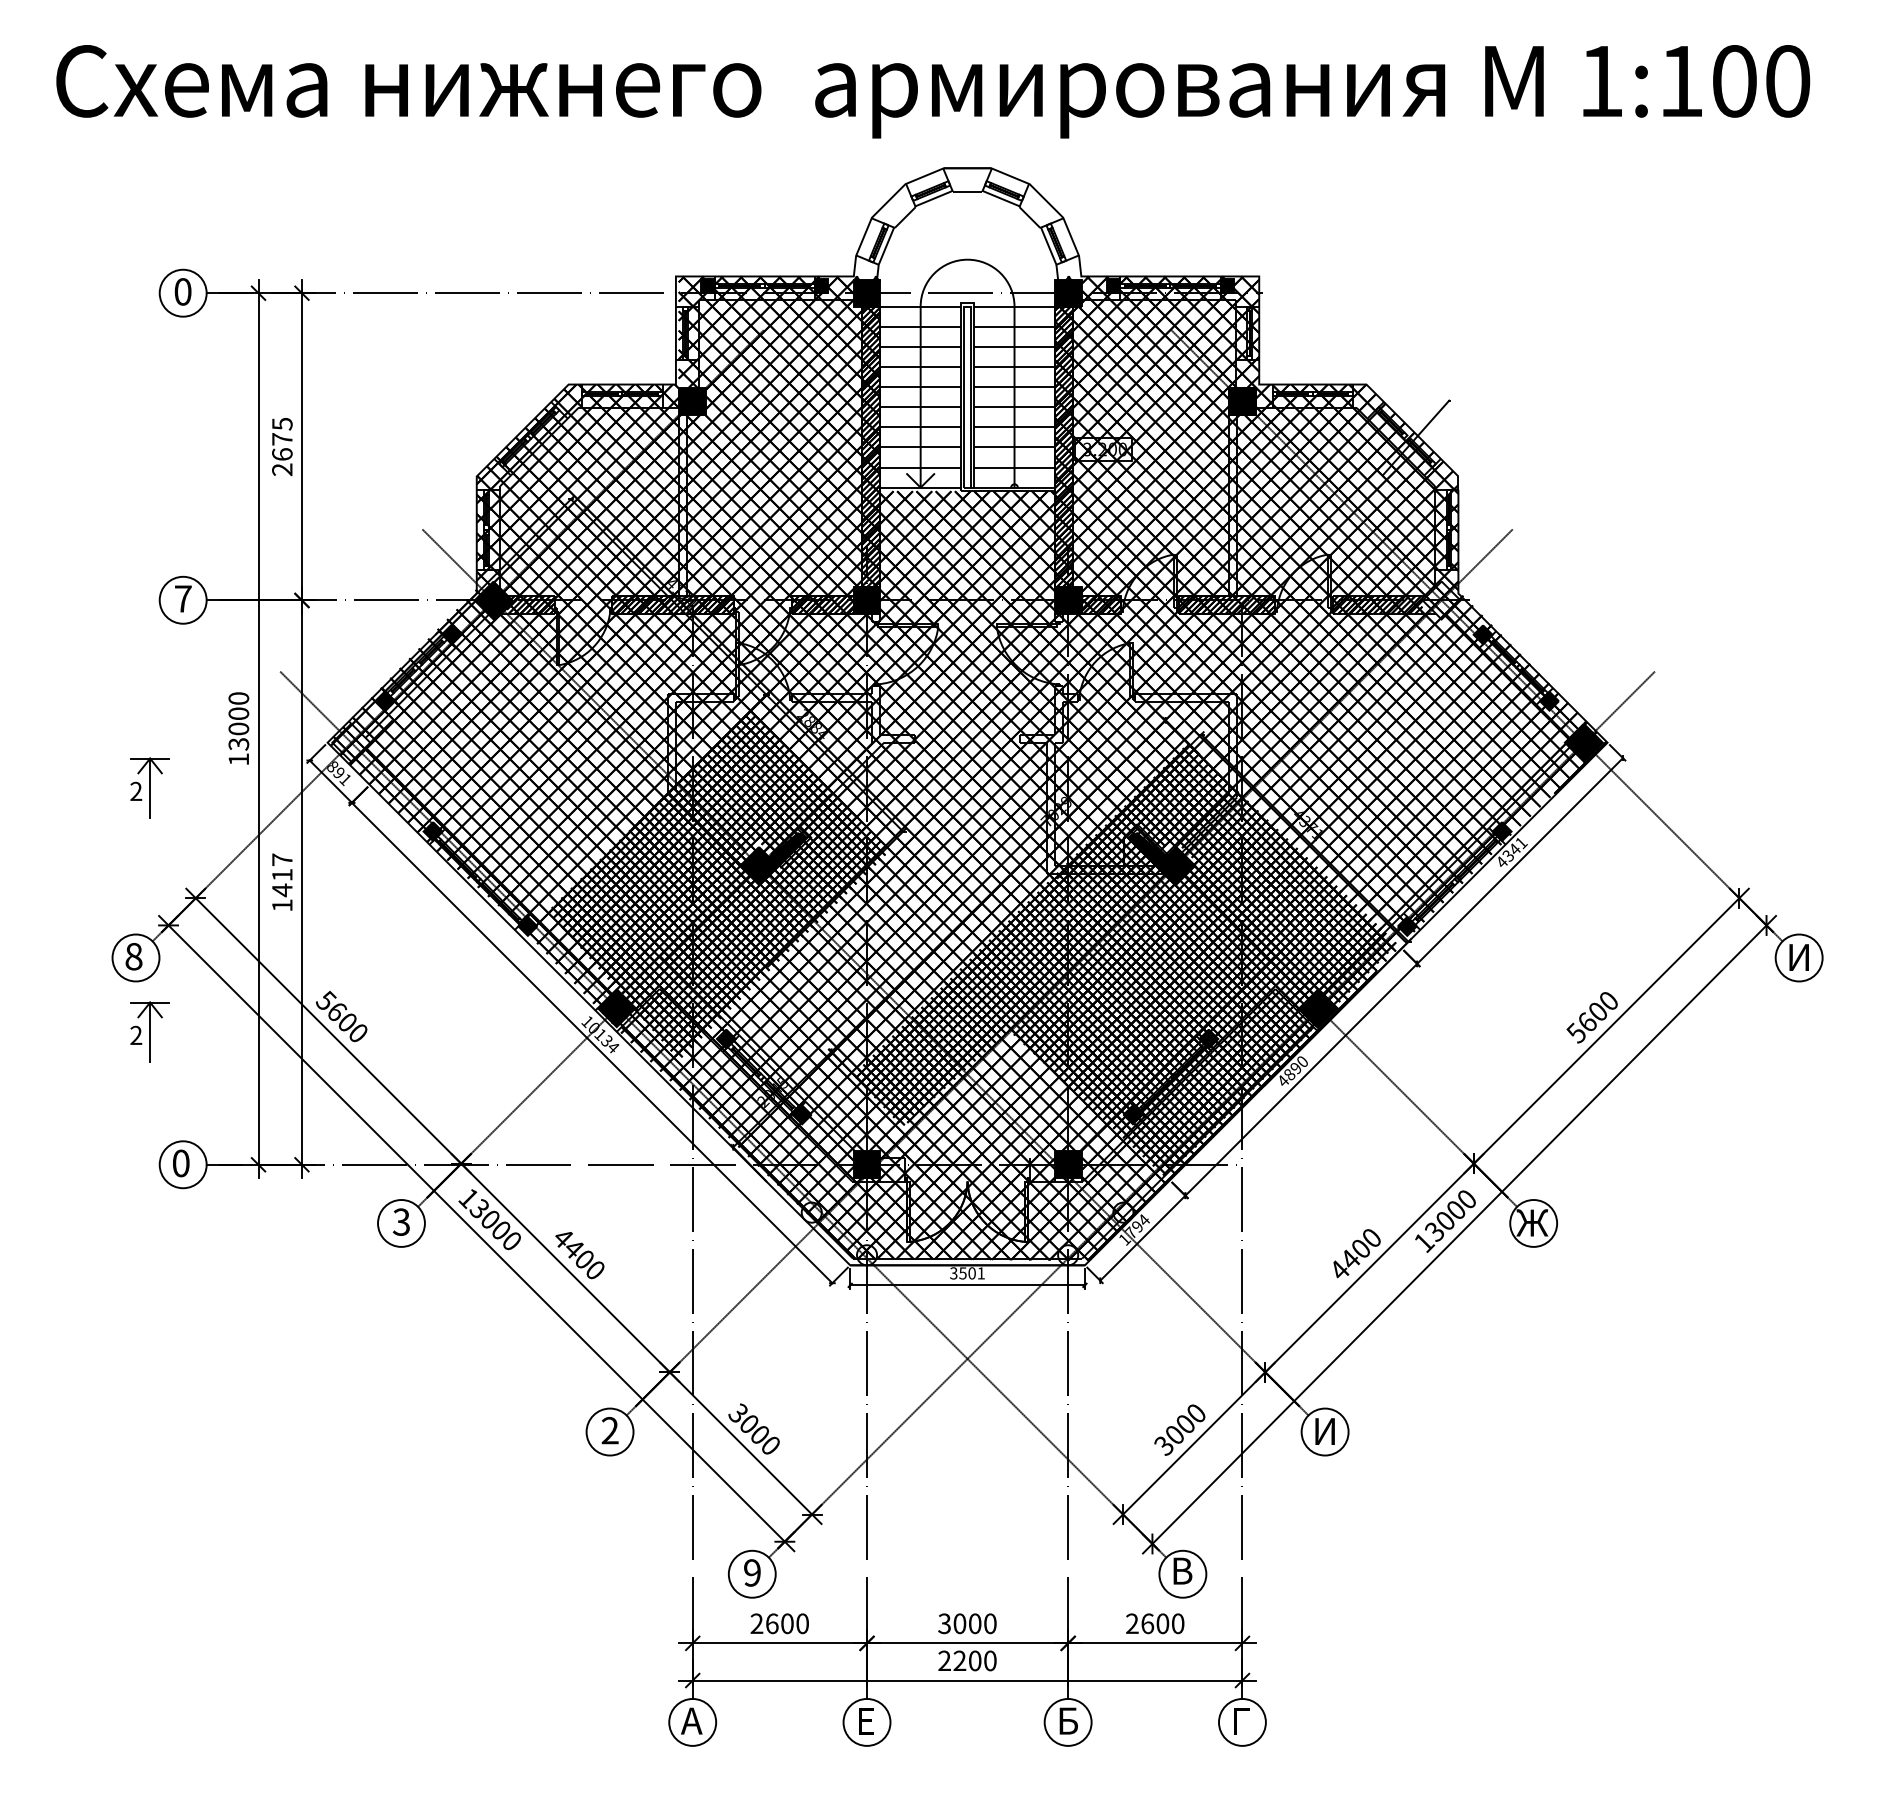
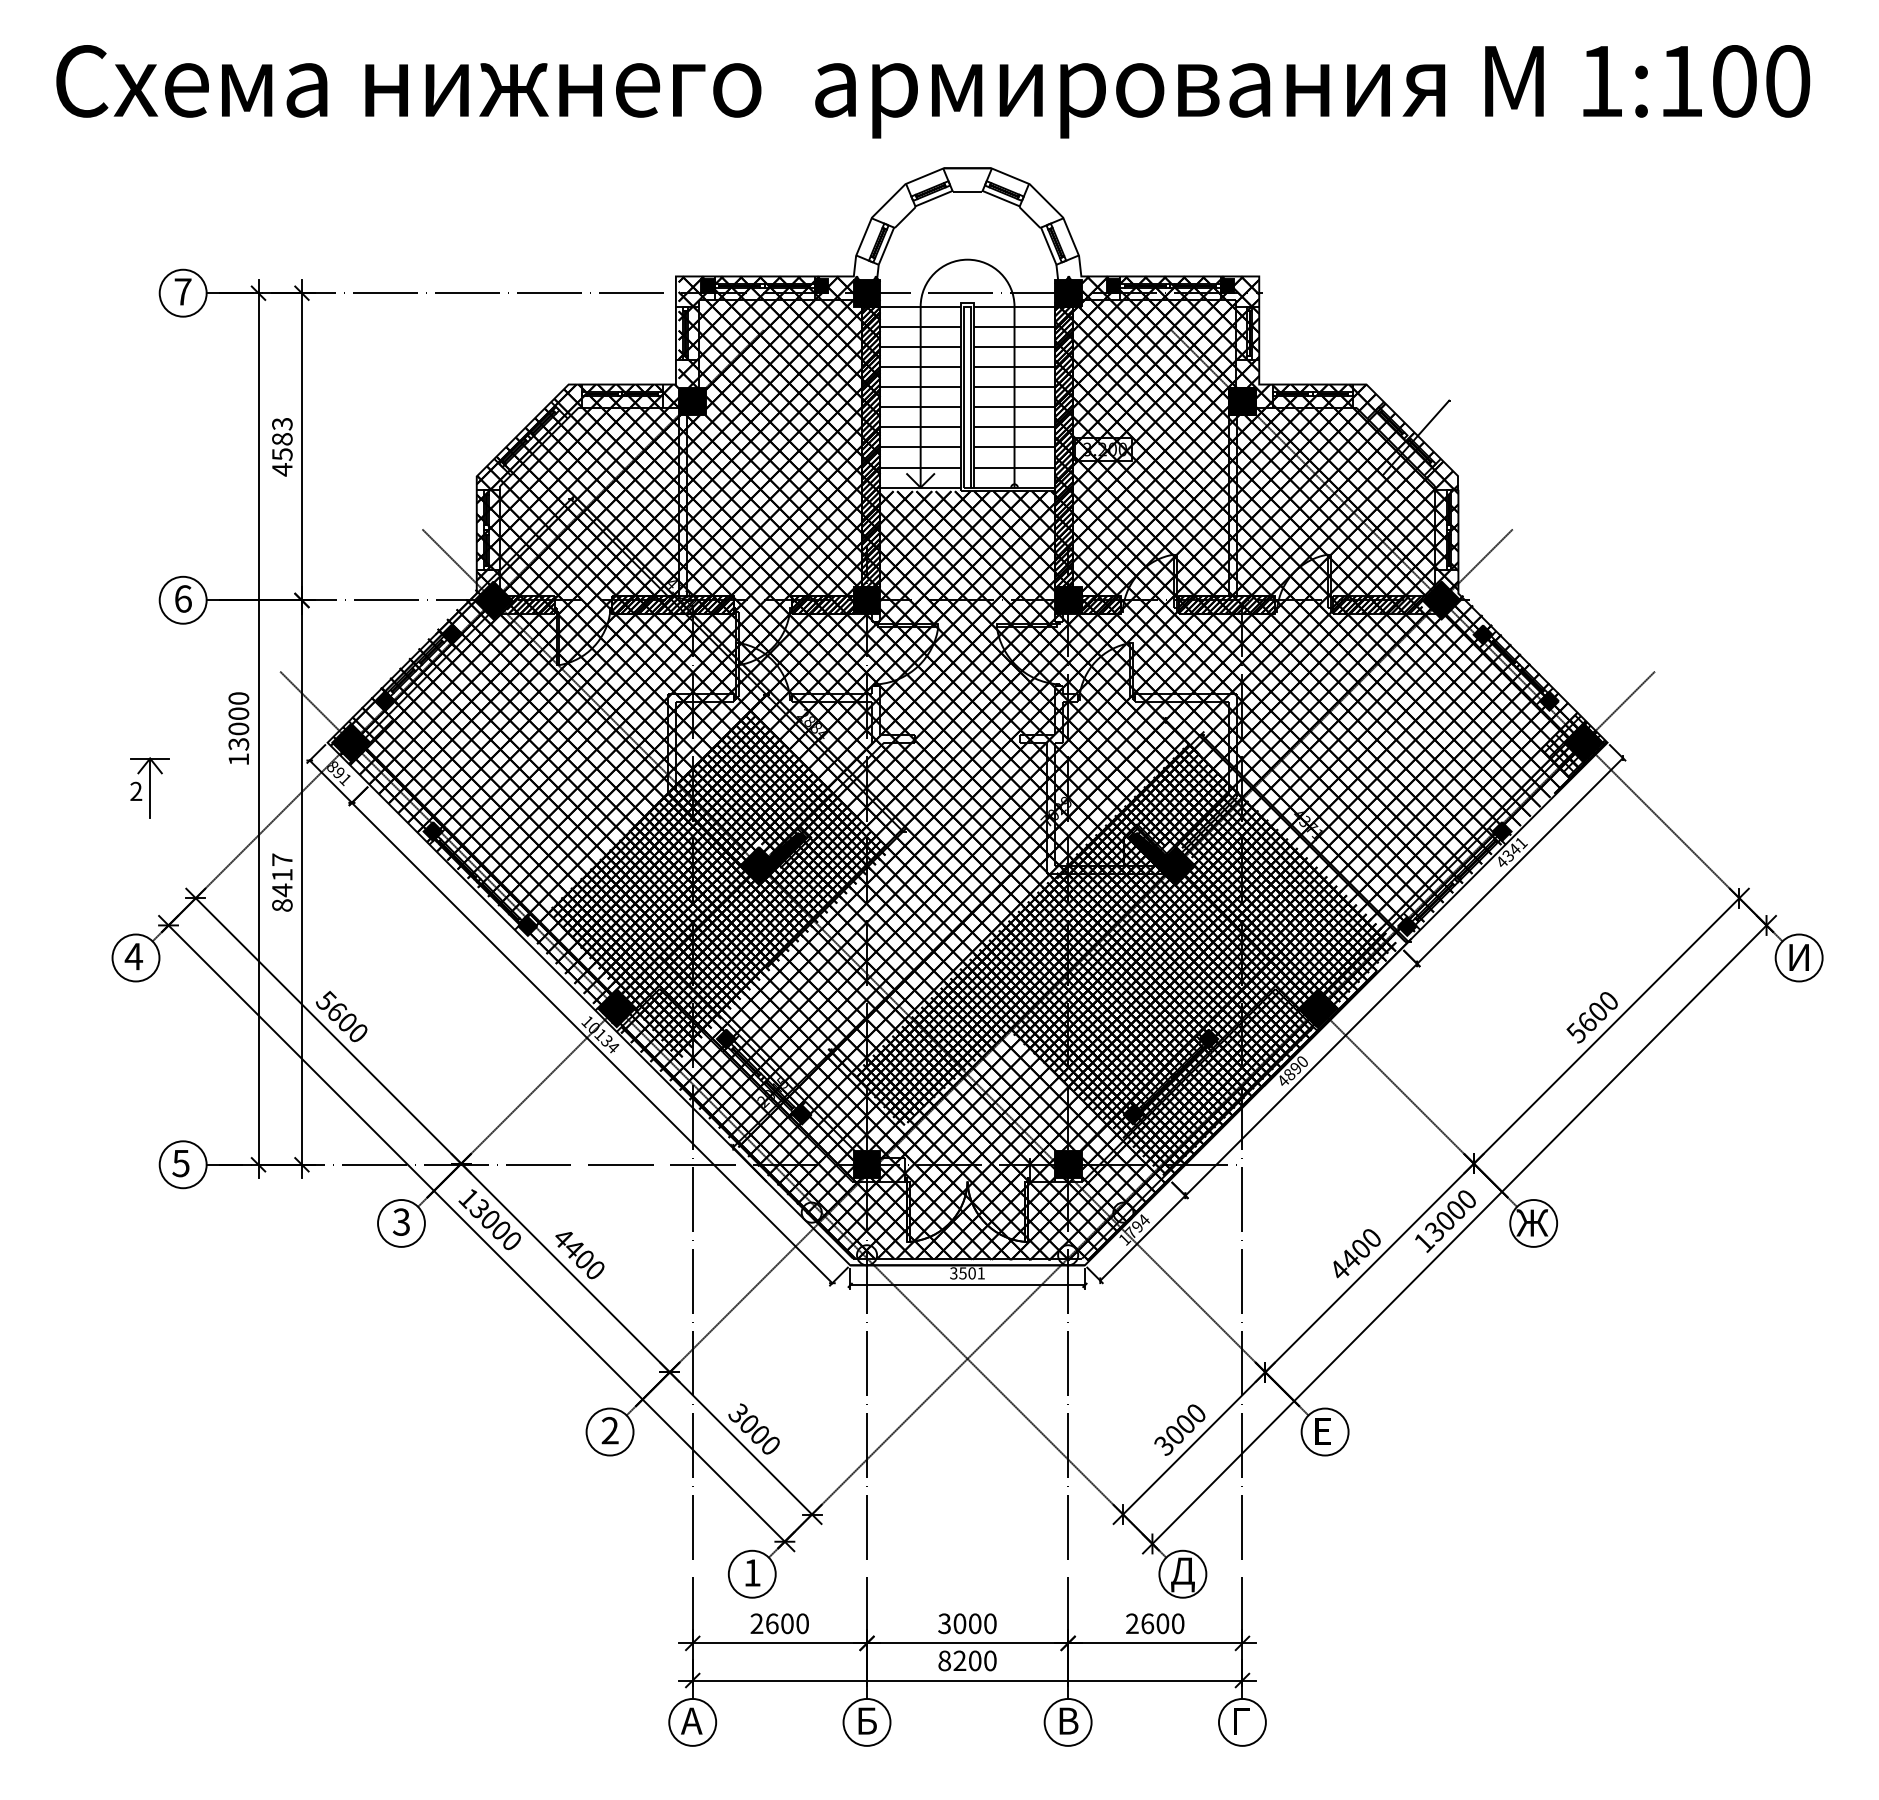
text: 0 -> 7 (182, 291)
text: 2675 -> 4583 (282, 447)
text: 7 -> 6 (183, 598)
fill: none -> present (1441, 600)
fill: none -> present (351, 742)
hatch: none -> present (1573, 747)
text: 1417 -> 8417 (282, 905)
text: 8 -> 4 (133, 956)
part: present -> none (149, 1031)
text: 0 -> 5 (180, 1163)
text: И -> Е (1324, 1431)
text: 9 -> 1 (752, 1572)
text: В -> Д (1182, 1574)
text: 2200 -> 8200 (944, 1660)
text: Б -> В (1070, 1719)
text: Е -> Б (867, 1720)
